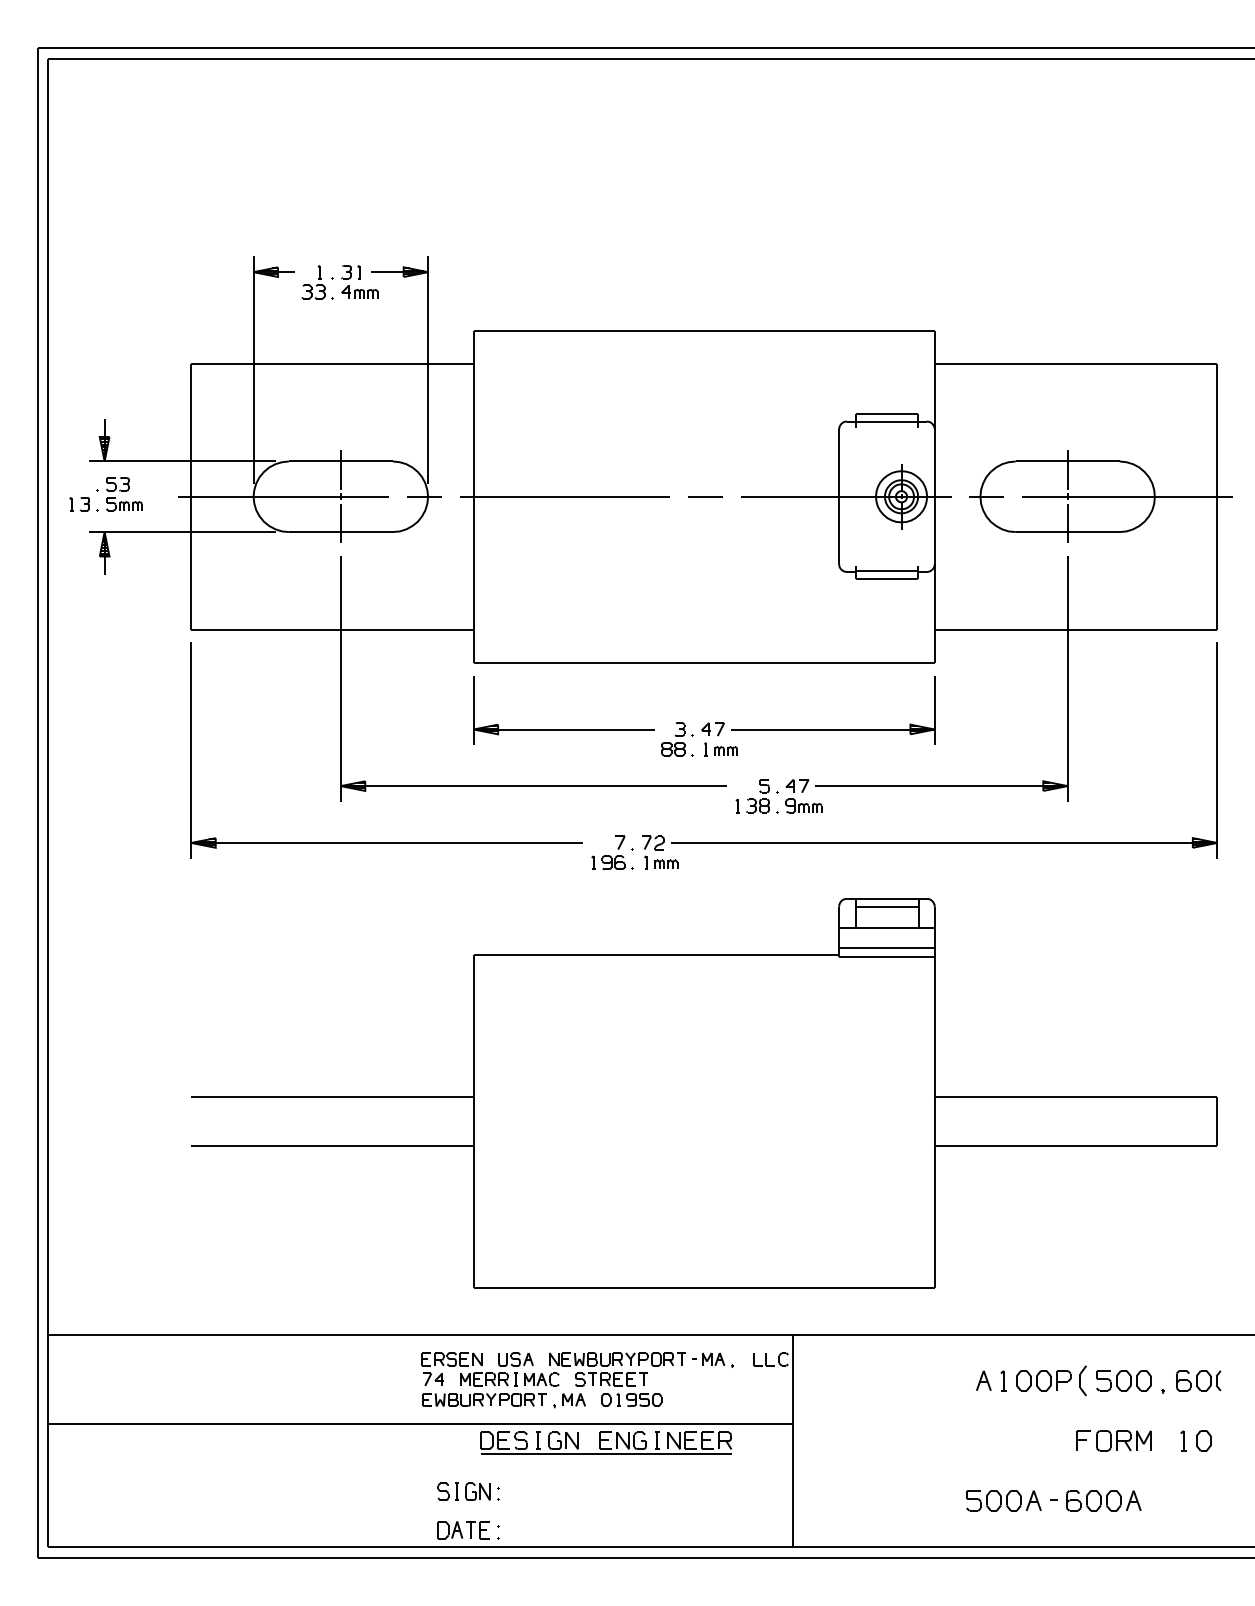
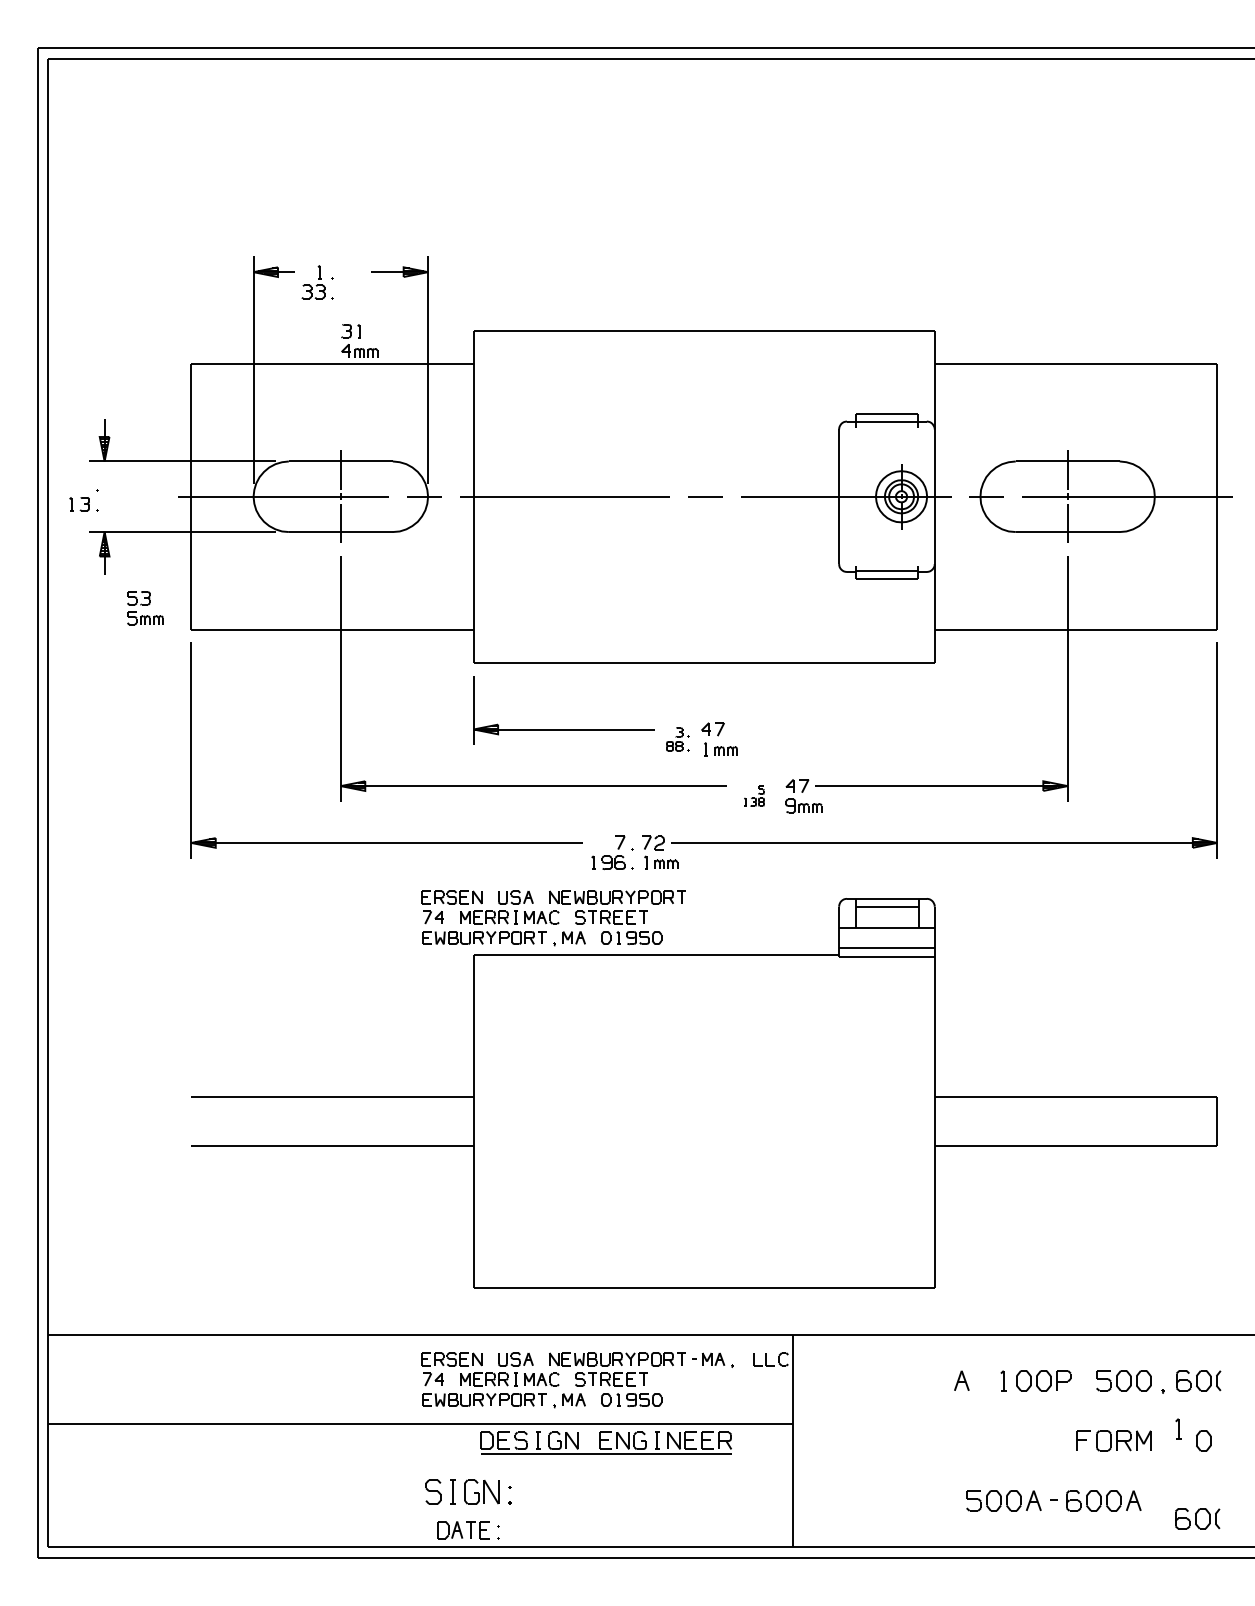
part position: (359, 281) -> (359, 340) (359, 340)
part position: (124, 494) -> (145, 608) (145, 608)
part: present -> none (833, 729)
part size: 33x35 px -> 24x25 px (677, 739)
part size: 44x35 px -> 21x22 px (754, 795)
part: none -> present (553, 918)
part position: (983, 1380) -> (961, 1380) (961, 1380)
part: present -> none (1082, 1380)
part position: (1183, 1440) -> (1178, 1428) (1178, 1428)
part size: 63x19 px -> 87x26 px (468, 1491)
part: none -> present (1197, 1518)
